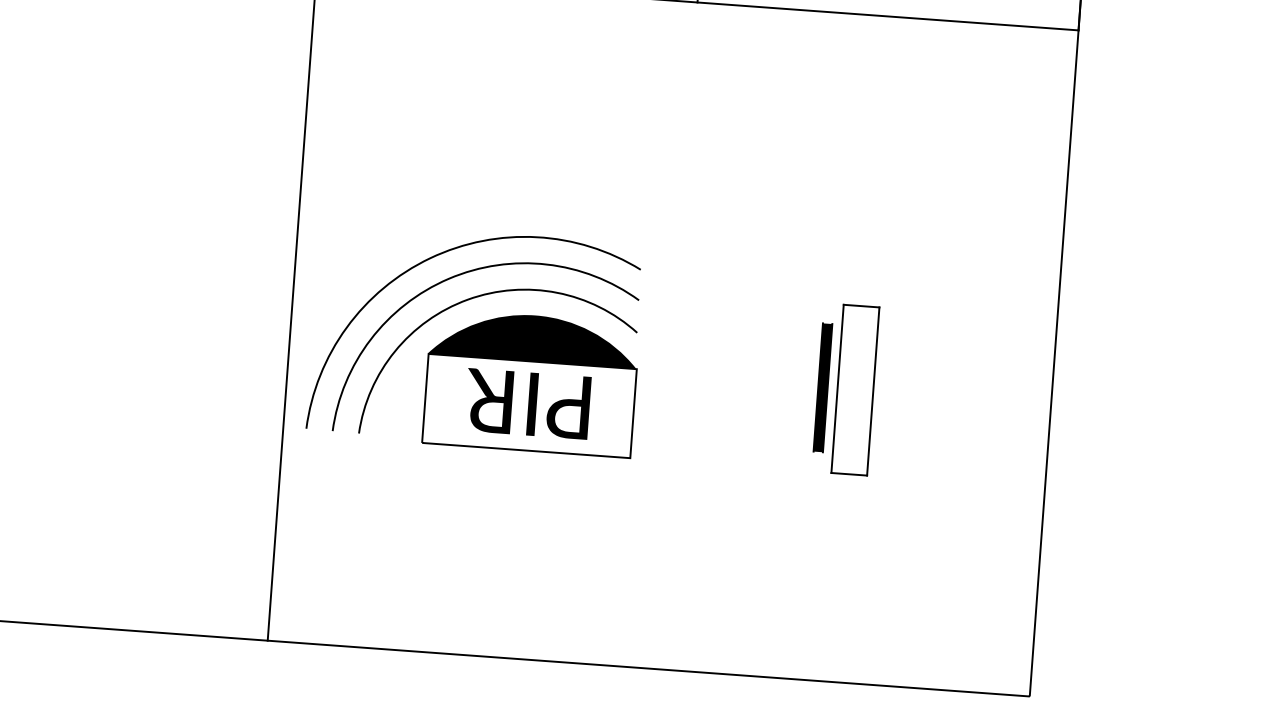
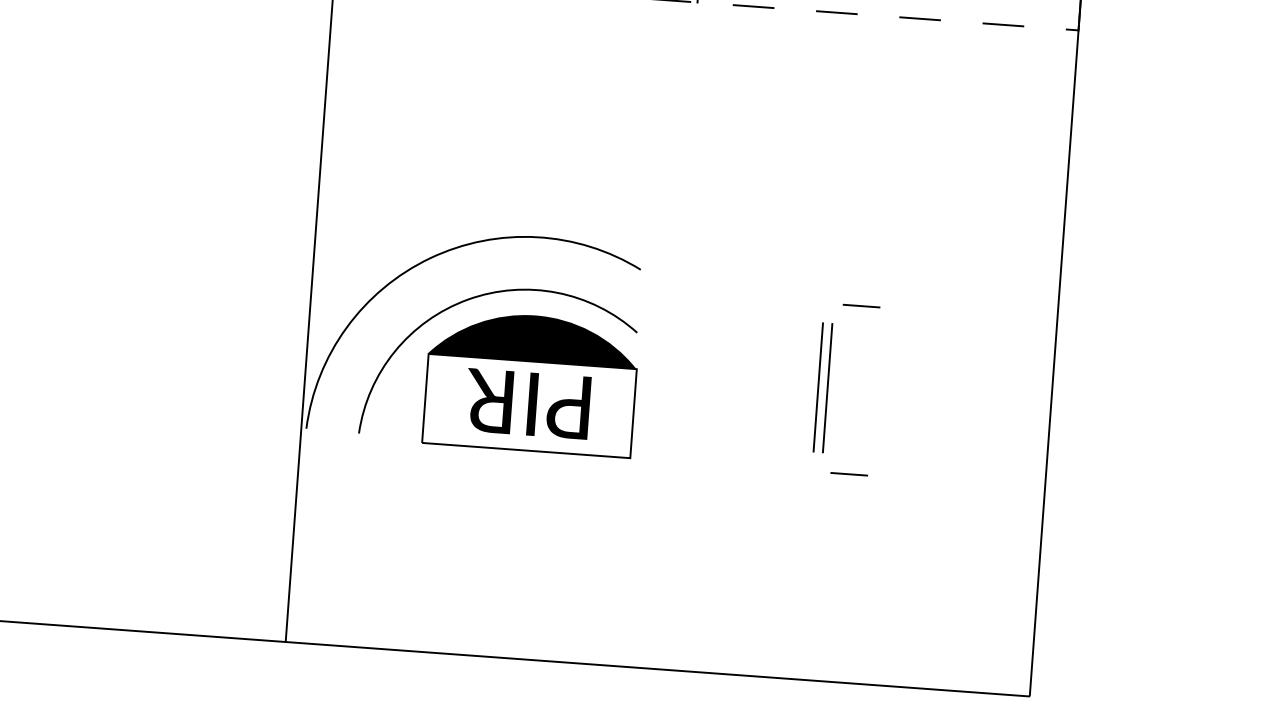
line: solid -> dashed (871, 15)
arc: present -> none (455, 277)
line position: (290, 321) -> (308, 321) (308, 321)
fill: present -> none (822, 387)
line: present -> none (837, 388)
line: present -> none (873, 391)
